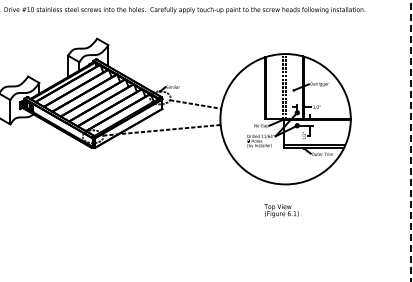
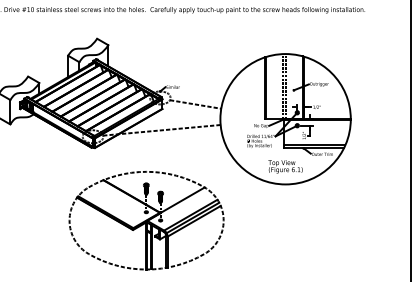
line: dashed -> solid (410, 140)
text position: (281, 210) -> (285, 166) (285, 166)
part: none -> present (146, 220)
